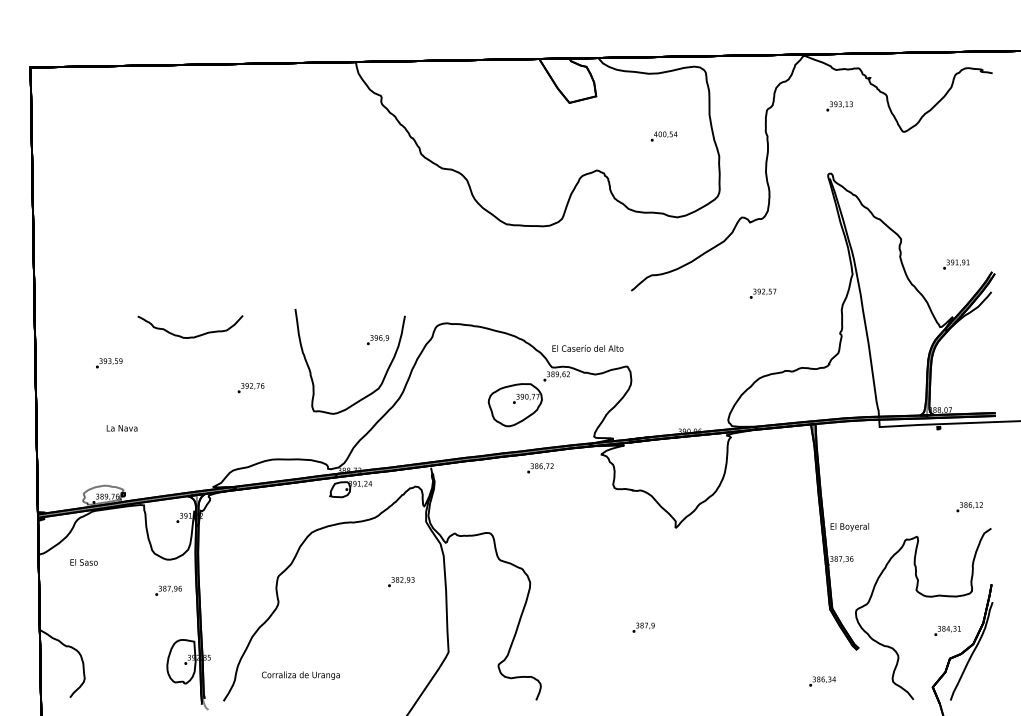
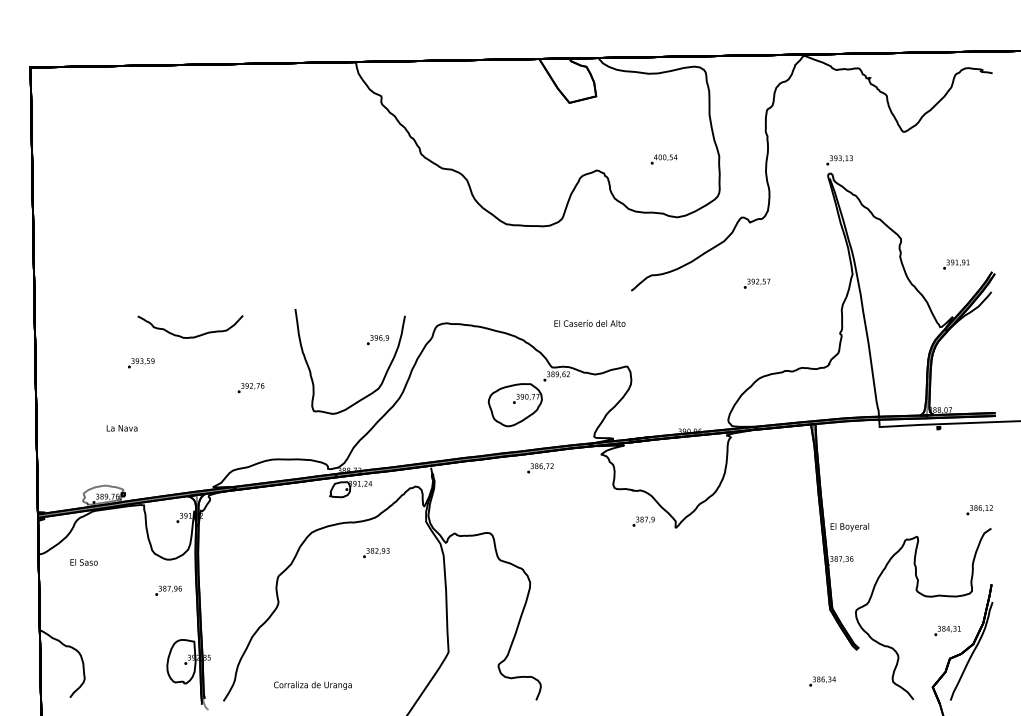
text position: (839, 106) -> (839, 160) (839, 160)
text position: (663, 136) -> (663, 159) (663, 159)
text position: (762, 293) -> (756, 283) (756, 283)
text position: (587, 348) -> (589, 323) (589, 323)
text position: (109, 363) -> (141, 363) (141, 363)
text position: (969, 507) -> (979, 510) (979, 510)
text position: (401, 582) -> (376, 553) (376, 553)
text position: (643, 627) -> (643, 521) (643, 521)
text position: (300, 675) -> (312, 685) (312, 685)
